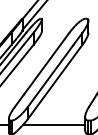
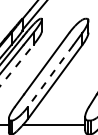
line: solid -> dashed (17, 65)
line: solid -> dashed (50, 76)
